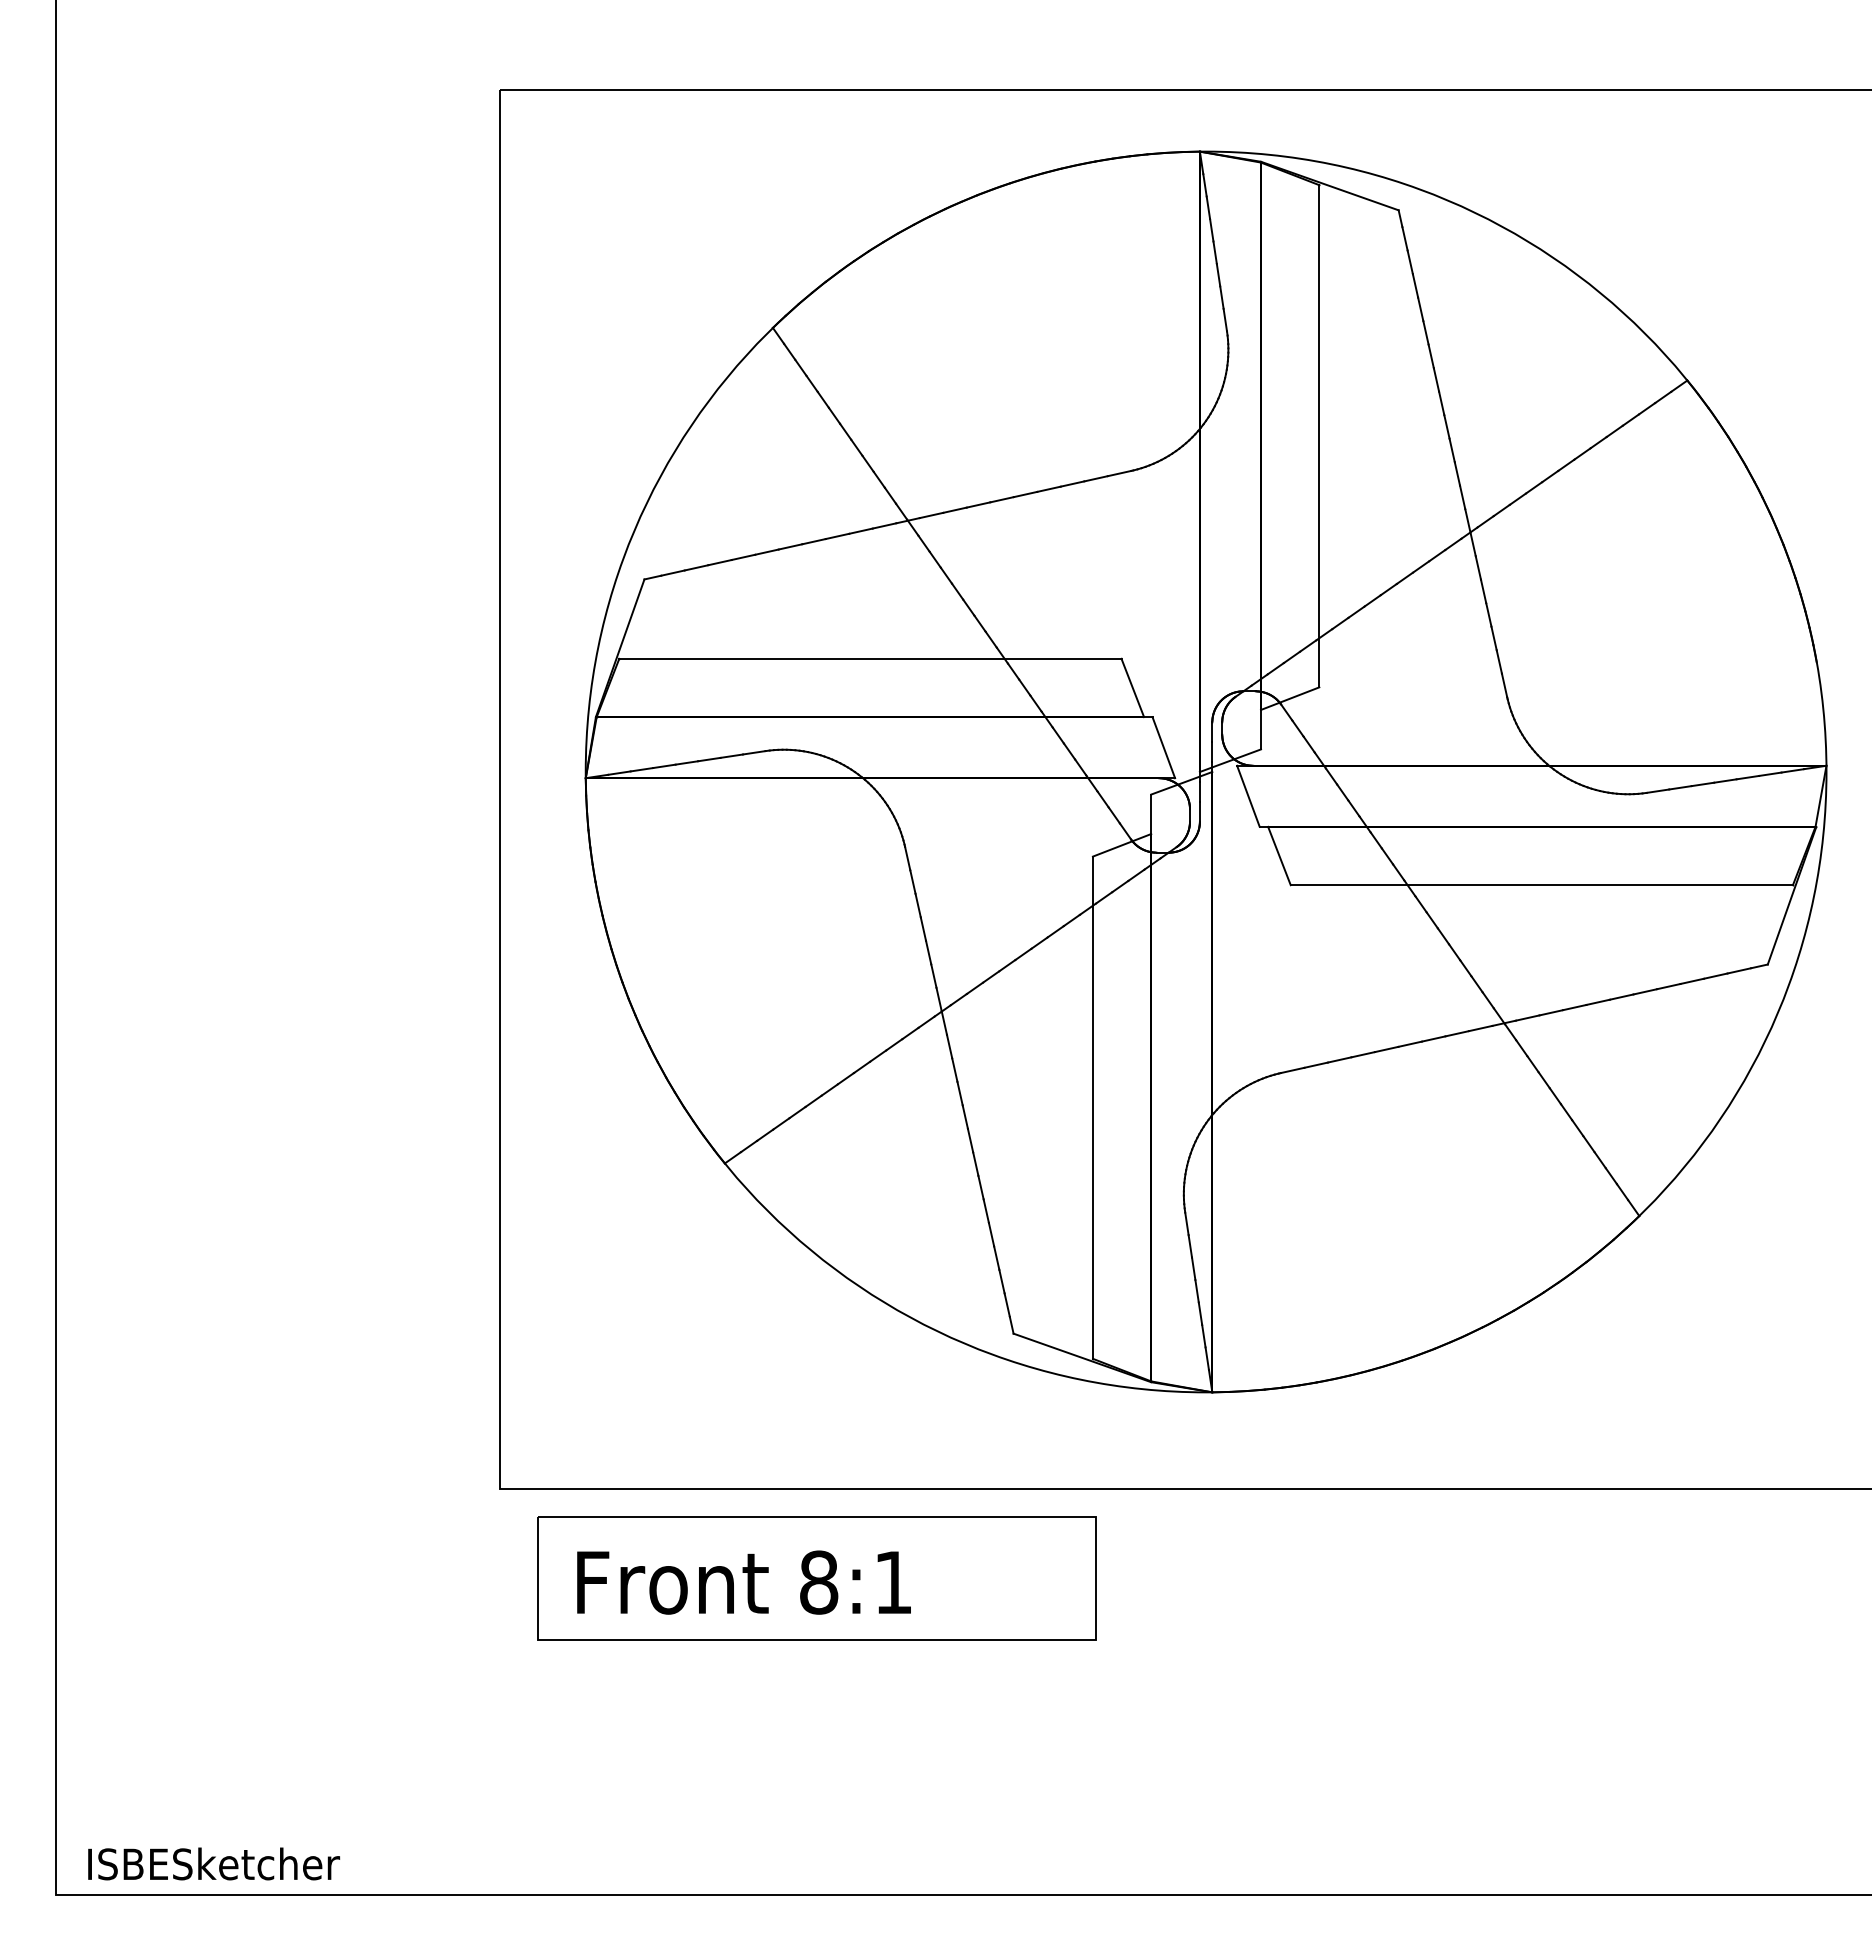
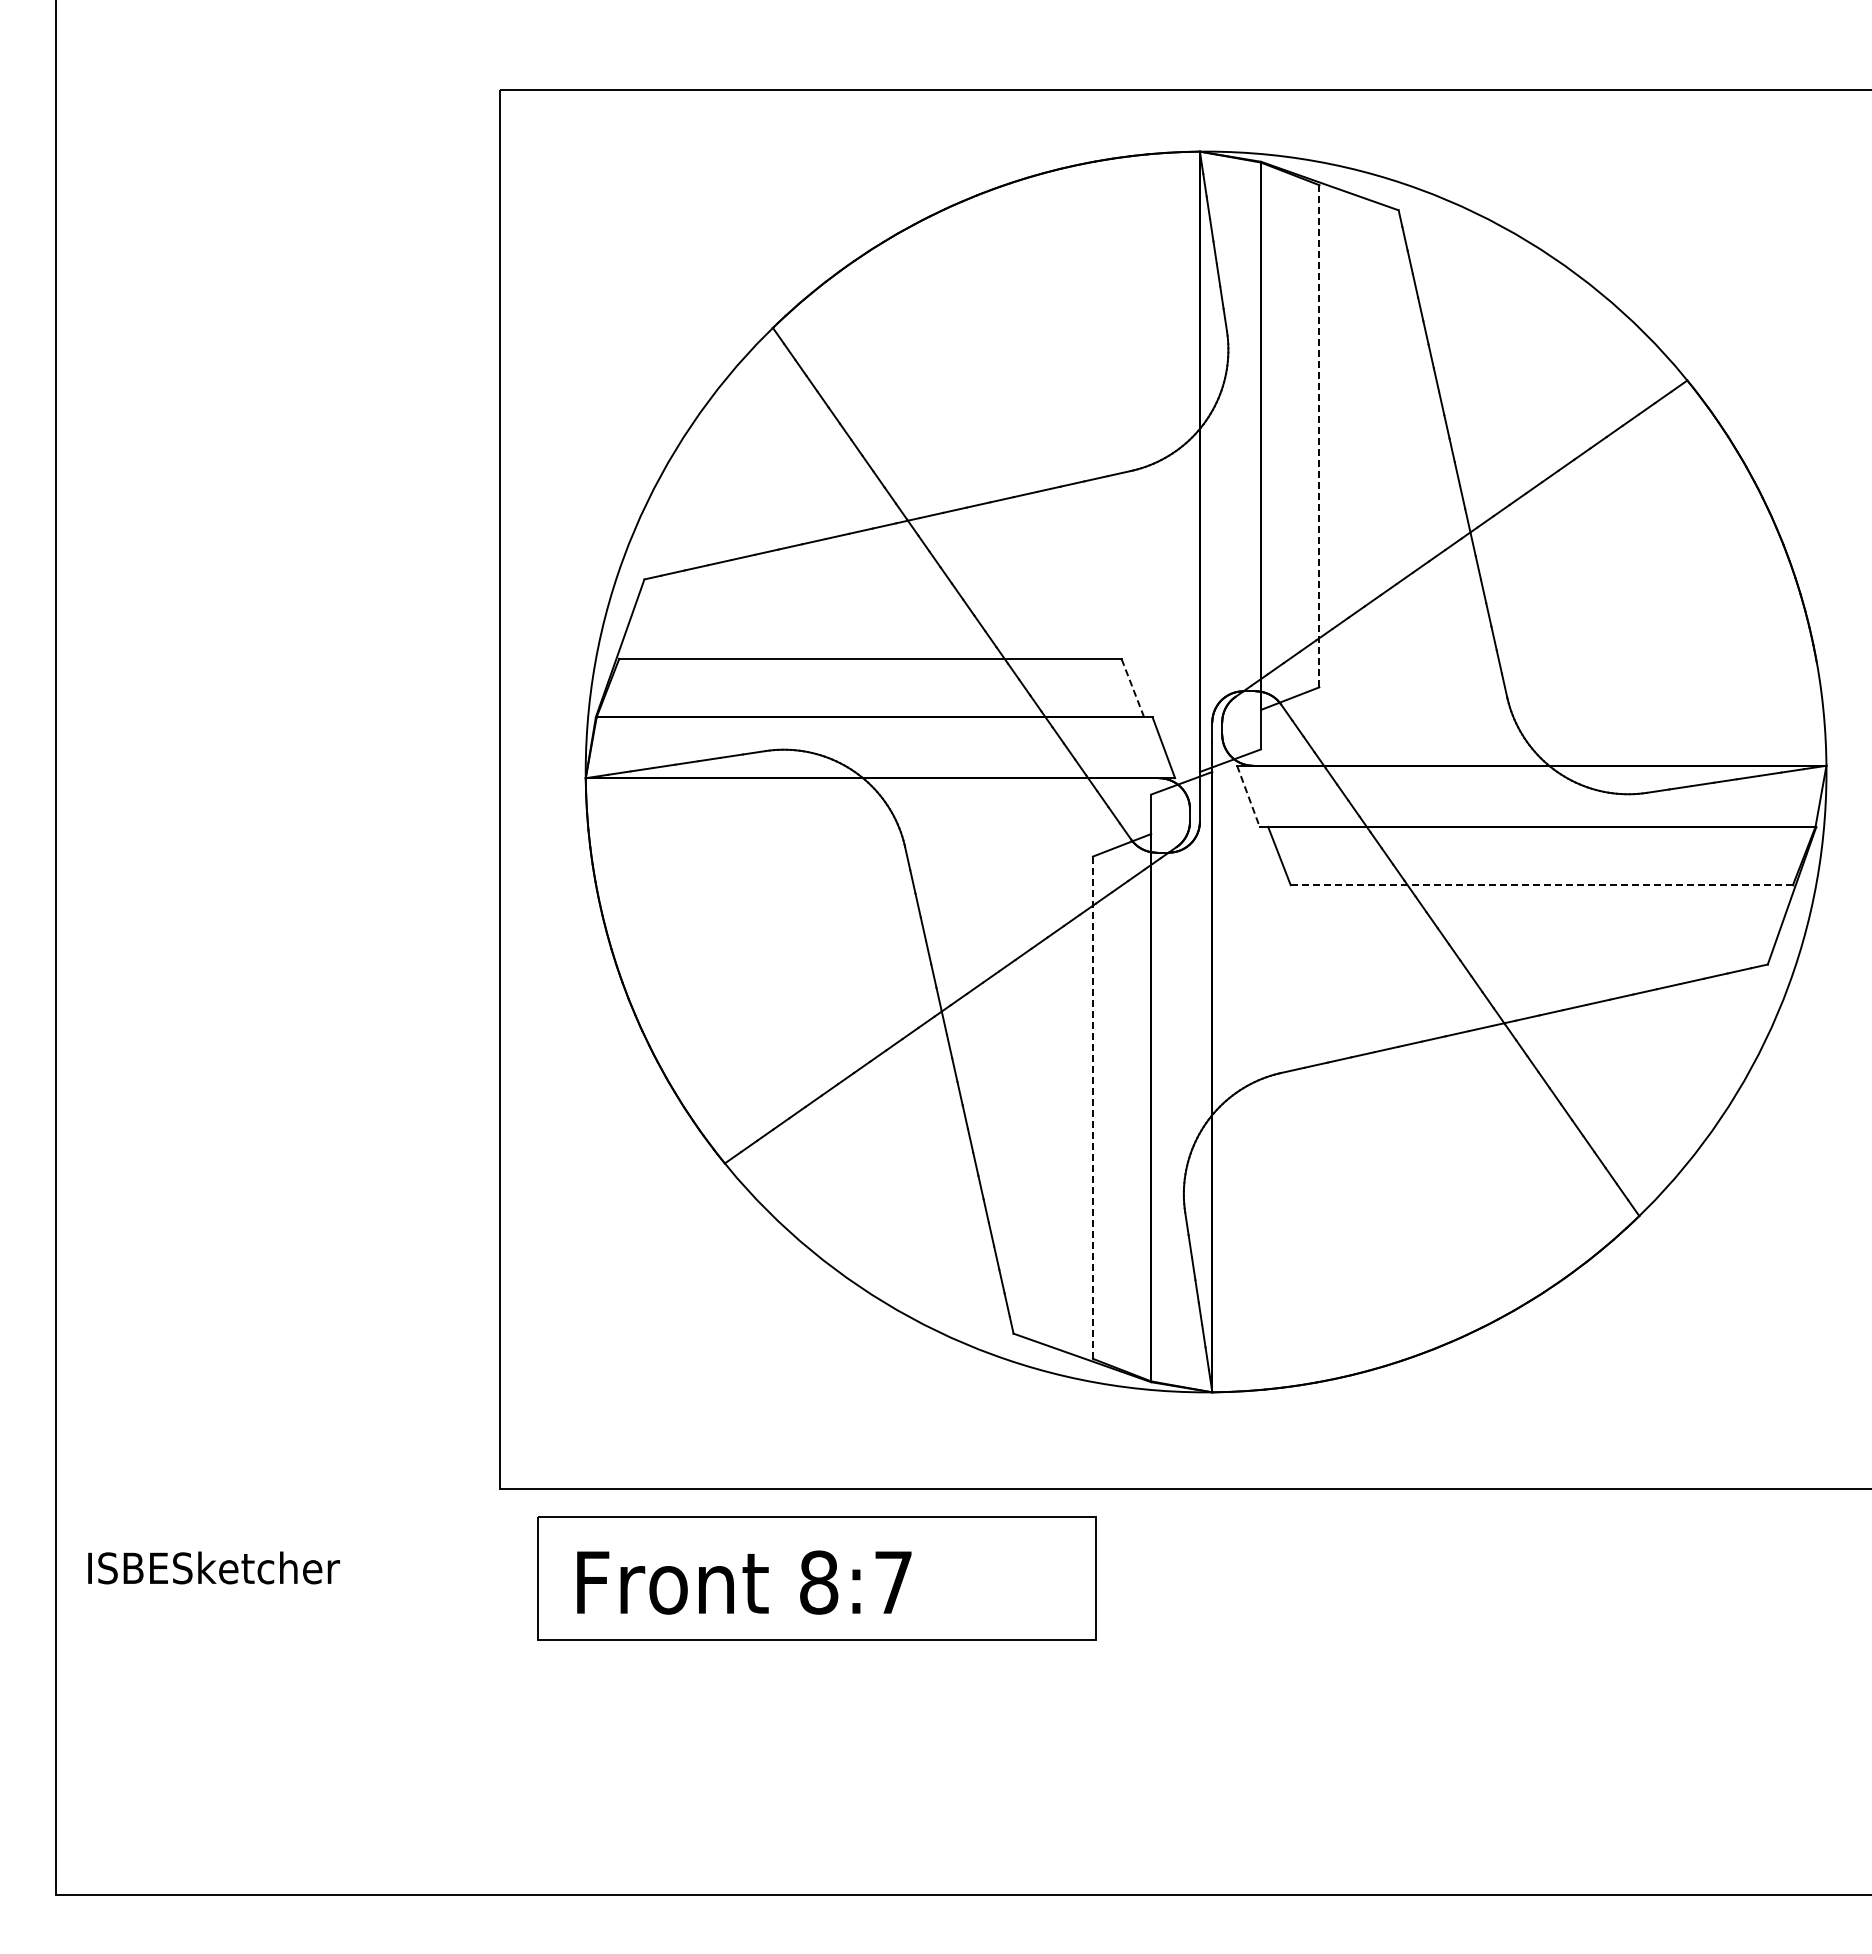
line: solid -> dashed (1319, 435)
line: solid -> dashed (1132, 687)
line: solid -> dashed (1248, 796)
line: solid -> dashed (1542, 885)
line: solid -> dashed (1092, 1108)
text: 8:1 -> 8:7 (893, 1582)
text position: (214, 1863) -> (214, 1567) (214, 1567)
